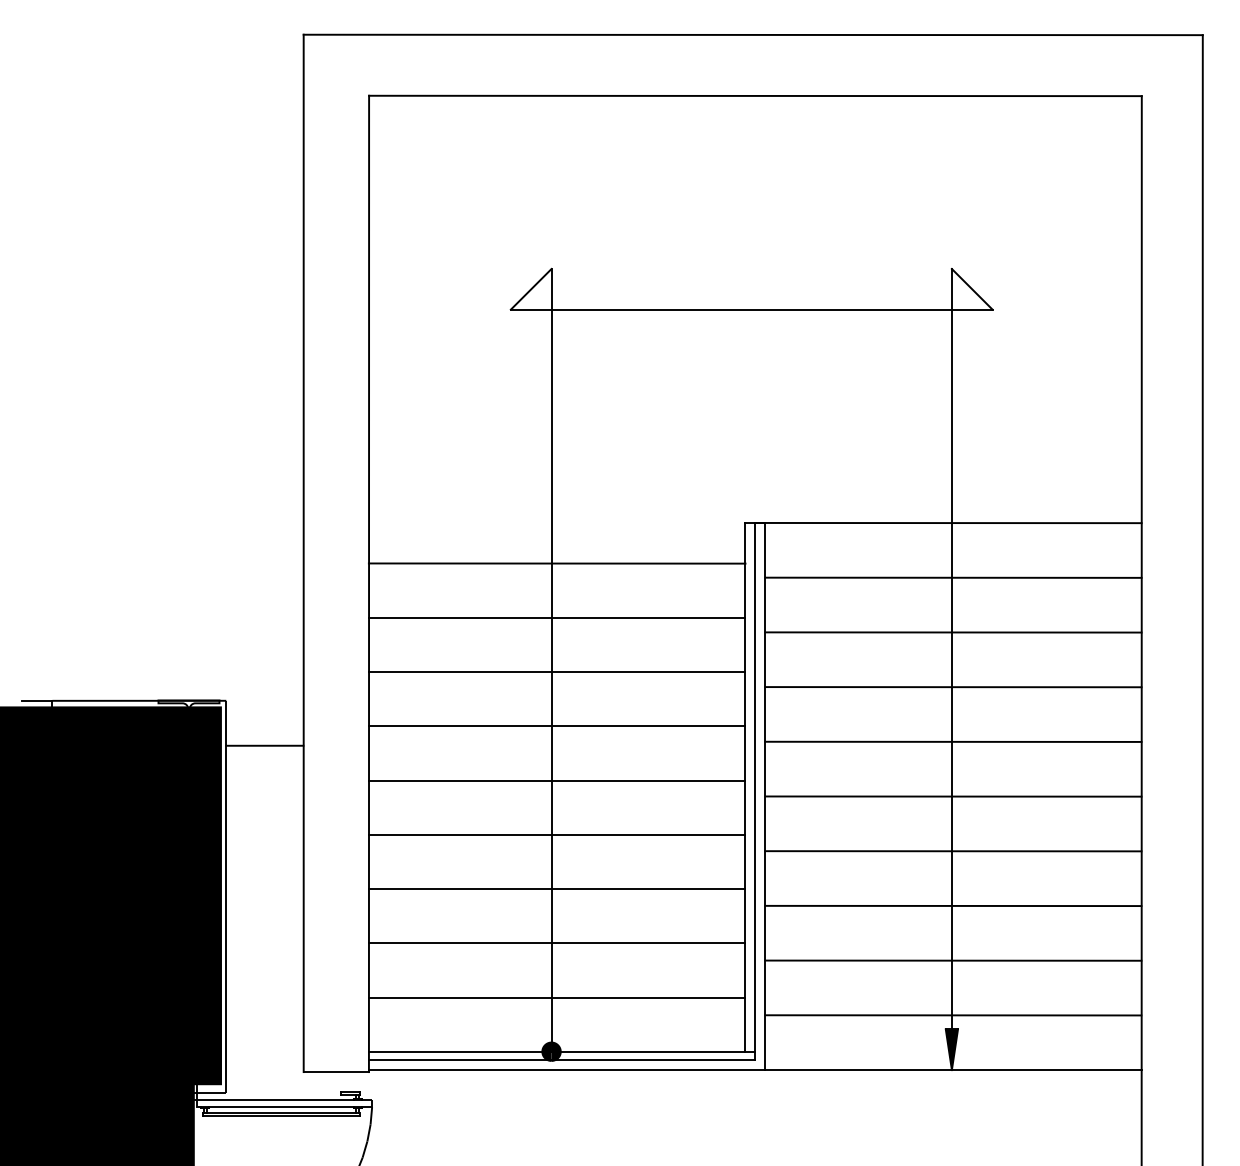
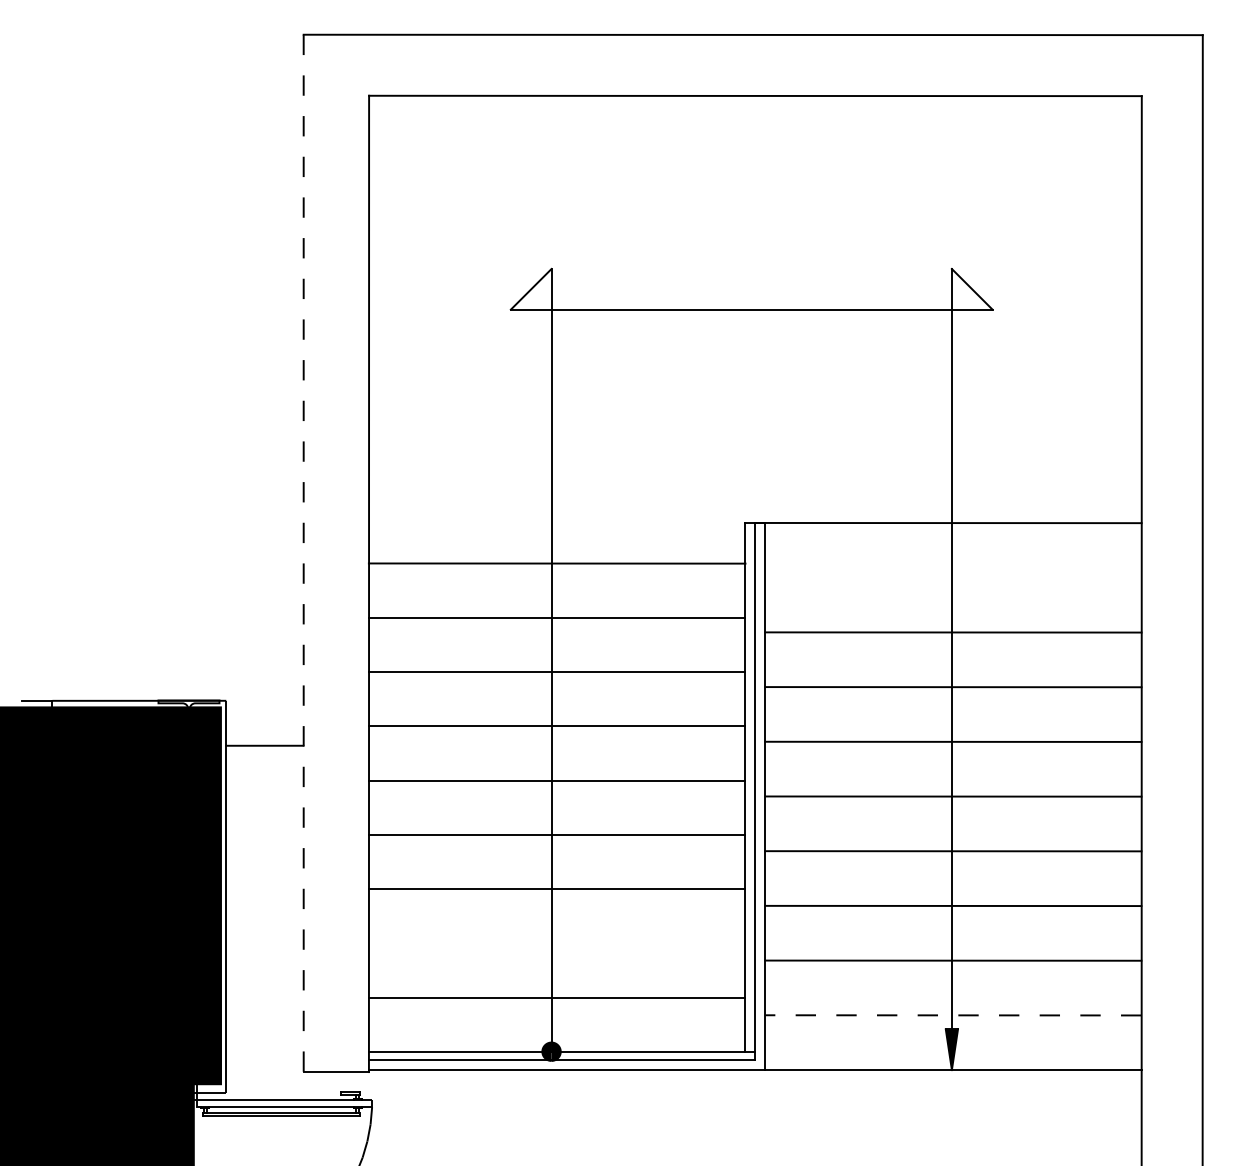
line: solid -> dashed (303, 553)
line: present -> none (953, 577)
line: present -> none (556, 943)
line: solid -> dashed (953, 1015)
